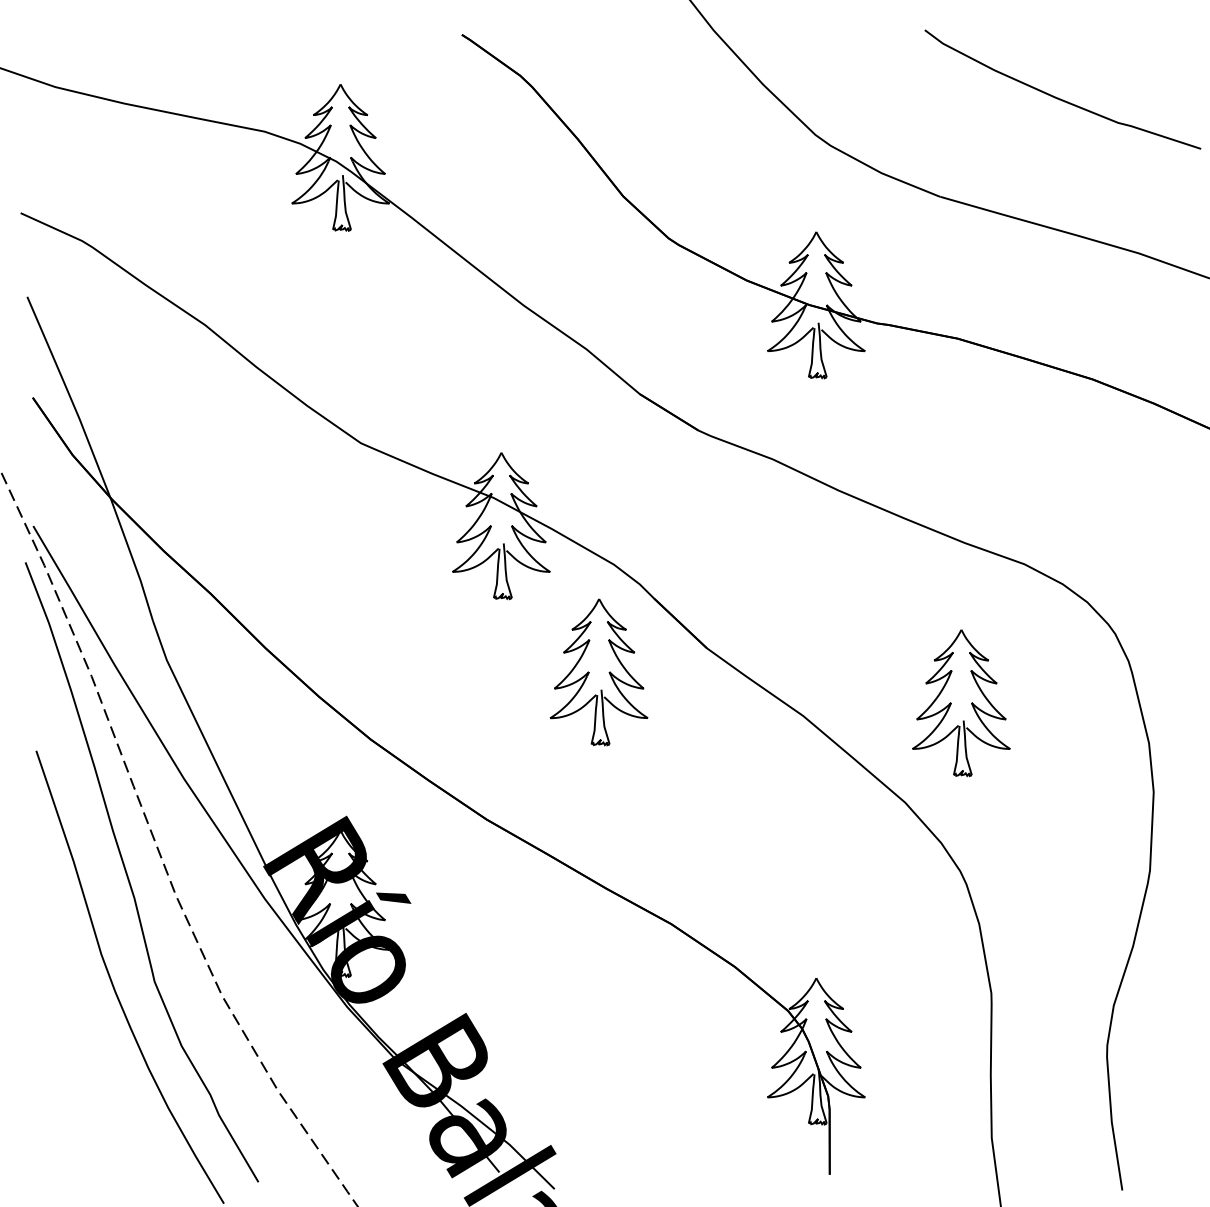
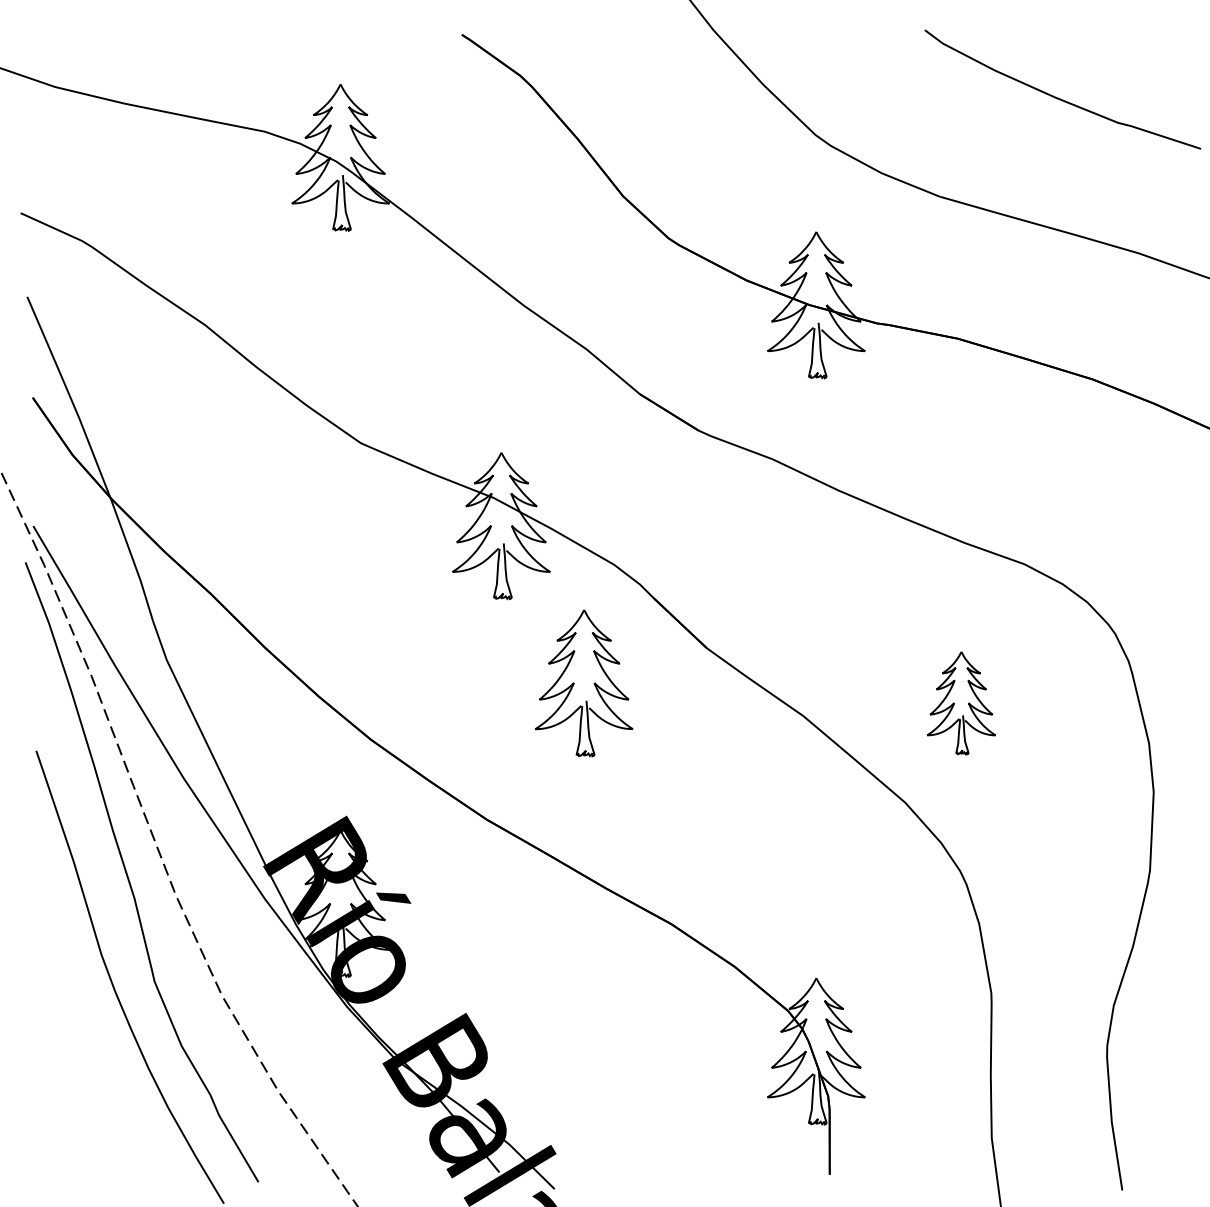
part position: (598, 672) -> (583, 683) (583, 683)
part size: 99x149 px -> 70x105 px (960, 703)
